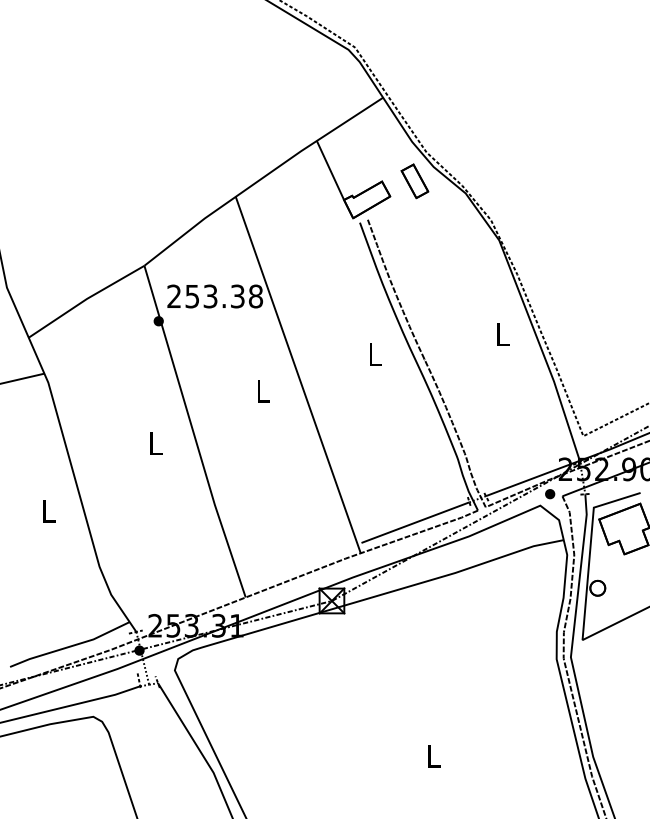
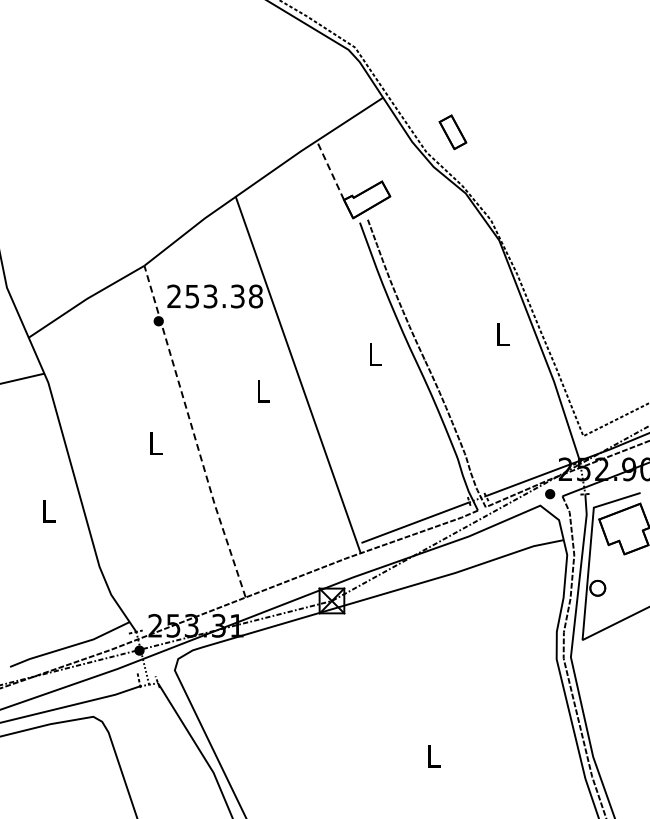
line: solid -> dashed (330, 170)
part position: (414, 181) -> (452, 132) (452, 132)
line: solid -> dashed (193, 432)
